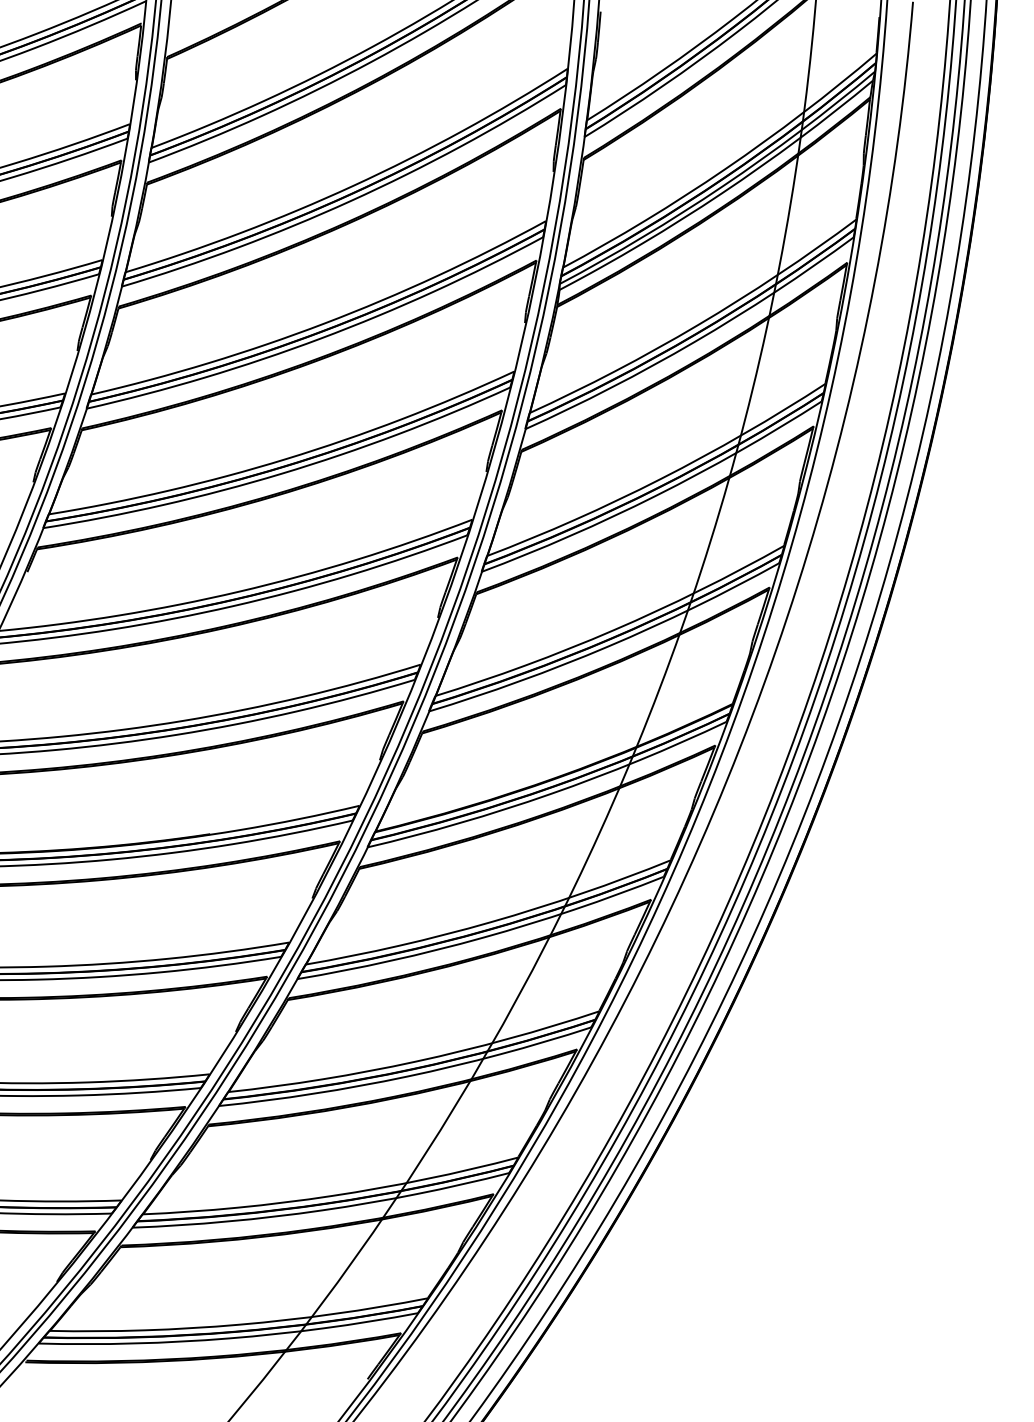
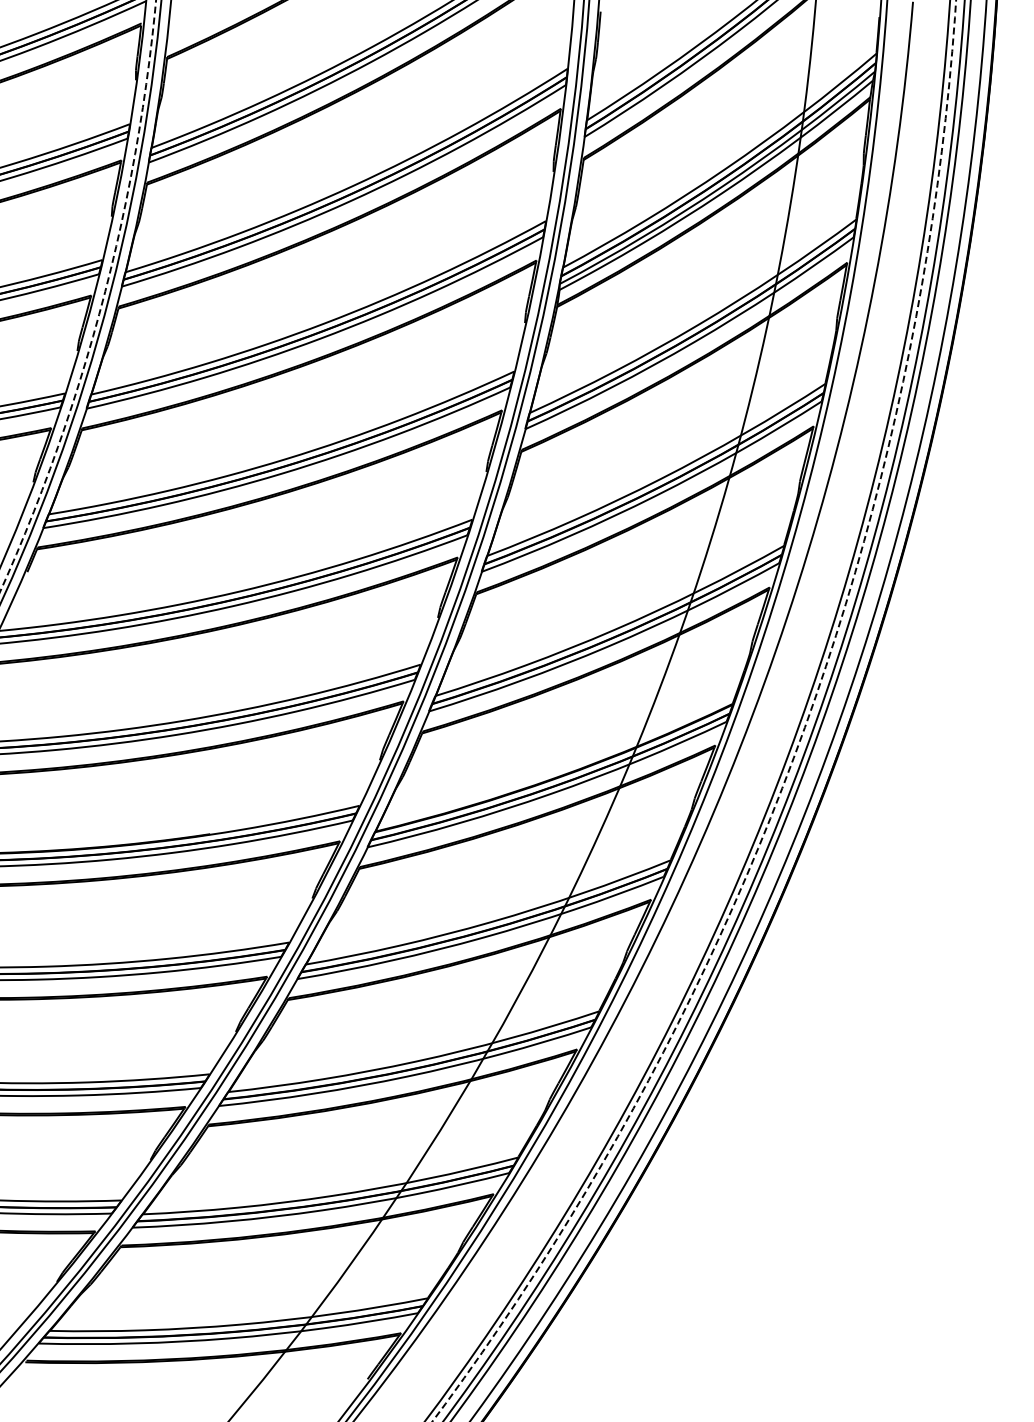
circle: solid -> dashed (78, 295)
arc: solid -> dashed (796, 749)
